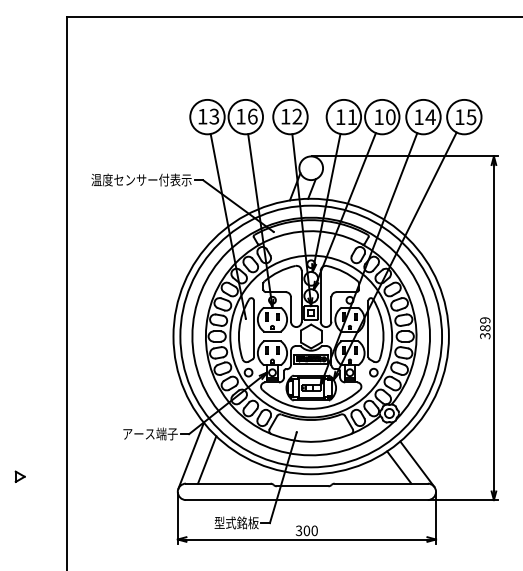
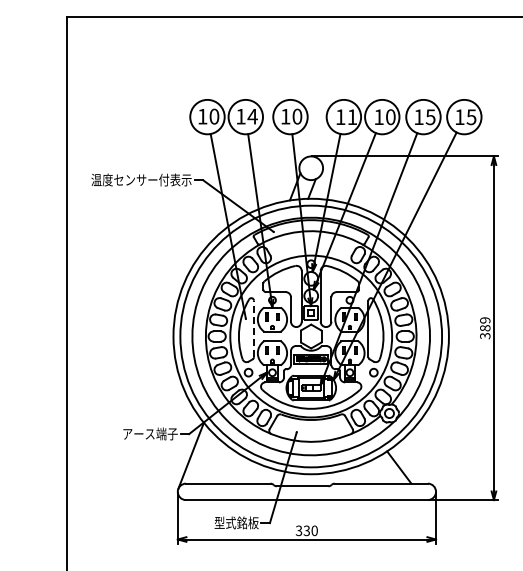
text: 13 -> 10 (214, 116)
text: 16 -> 14 (252, 116)
text: 12 -> 10 (297, 116)
text: 14 -> 15 (430, 117)
line: solid -> dashed (253, 328)
line: present -> none (207, 459)
line: present -> none (417, 463)
part: present -> none (19, 476)
text: 300 -> 330 (306, 530)
